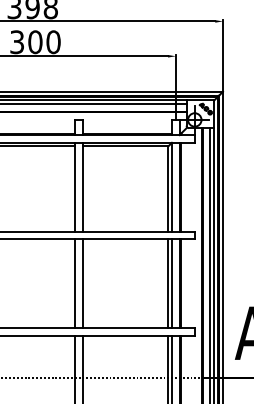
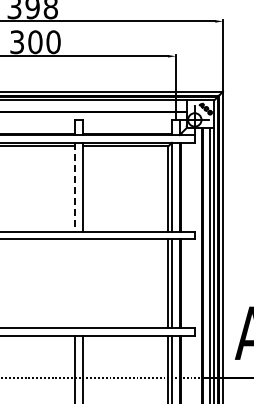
line: present -> none (94, 104)
line: solid -> dashed (75, 187)
line: present -> none (75, 283)
line: present -> none (83, 283)
